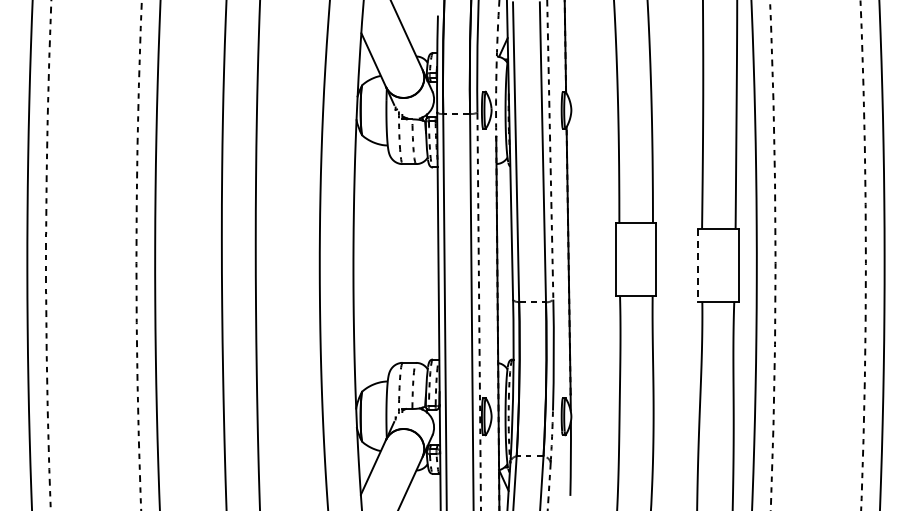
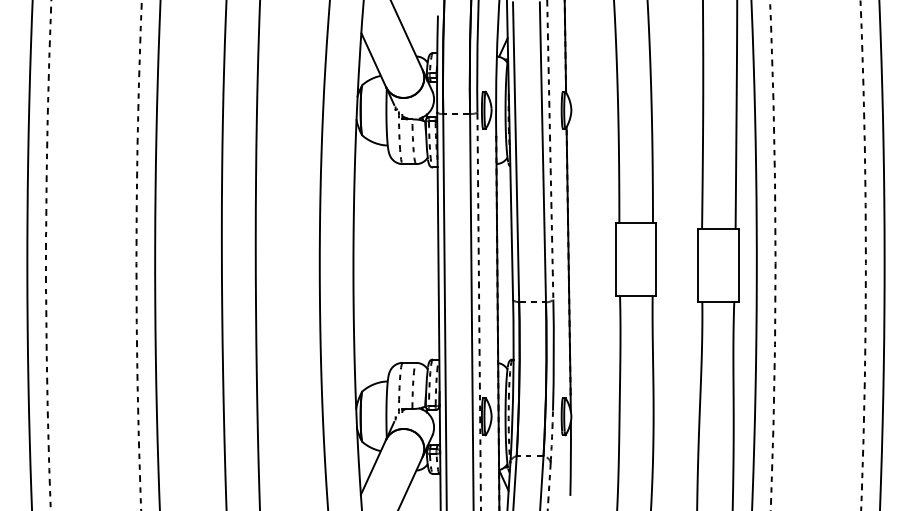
arc: dashed -> solid (496, 67)
line: dashed -> solid (698, 265)
